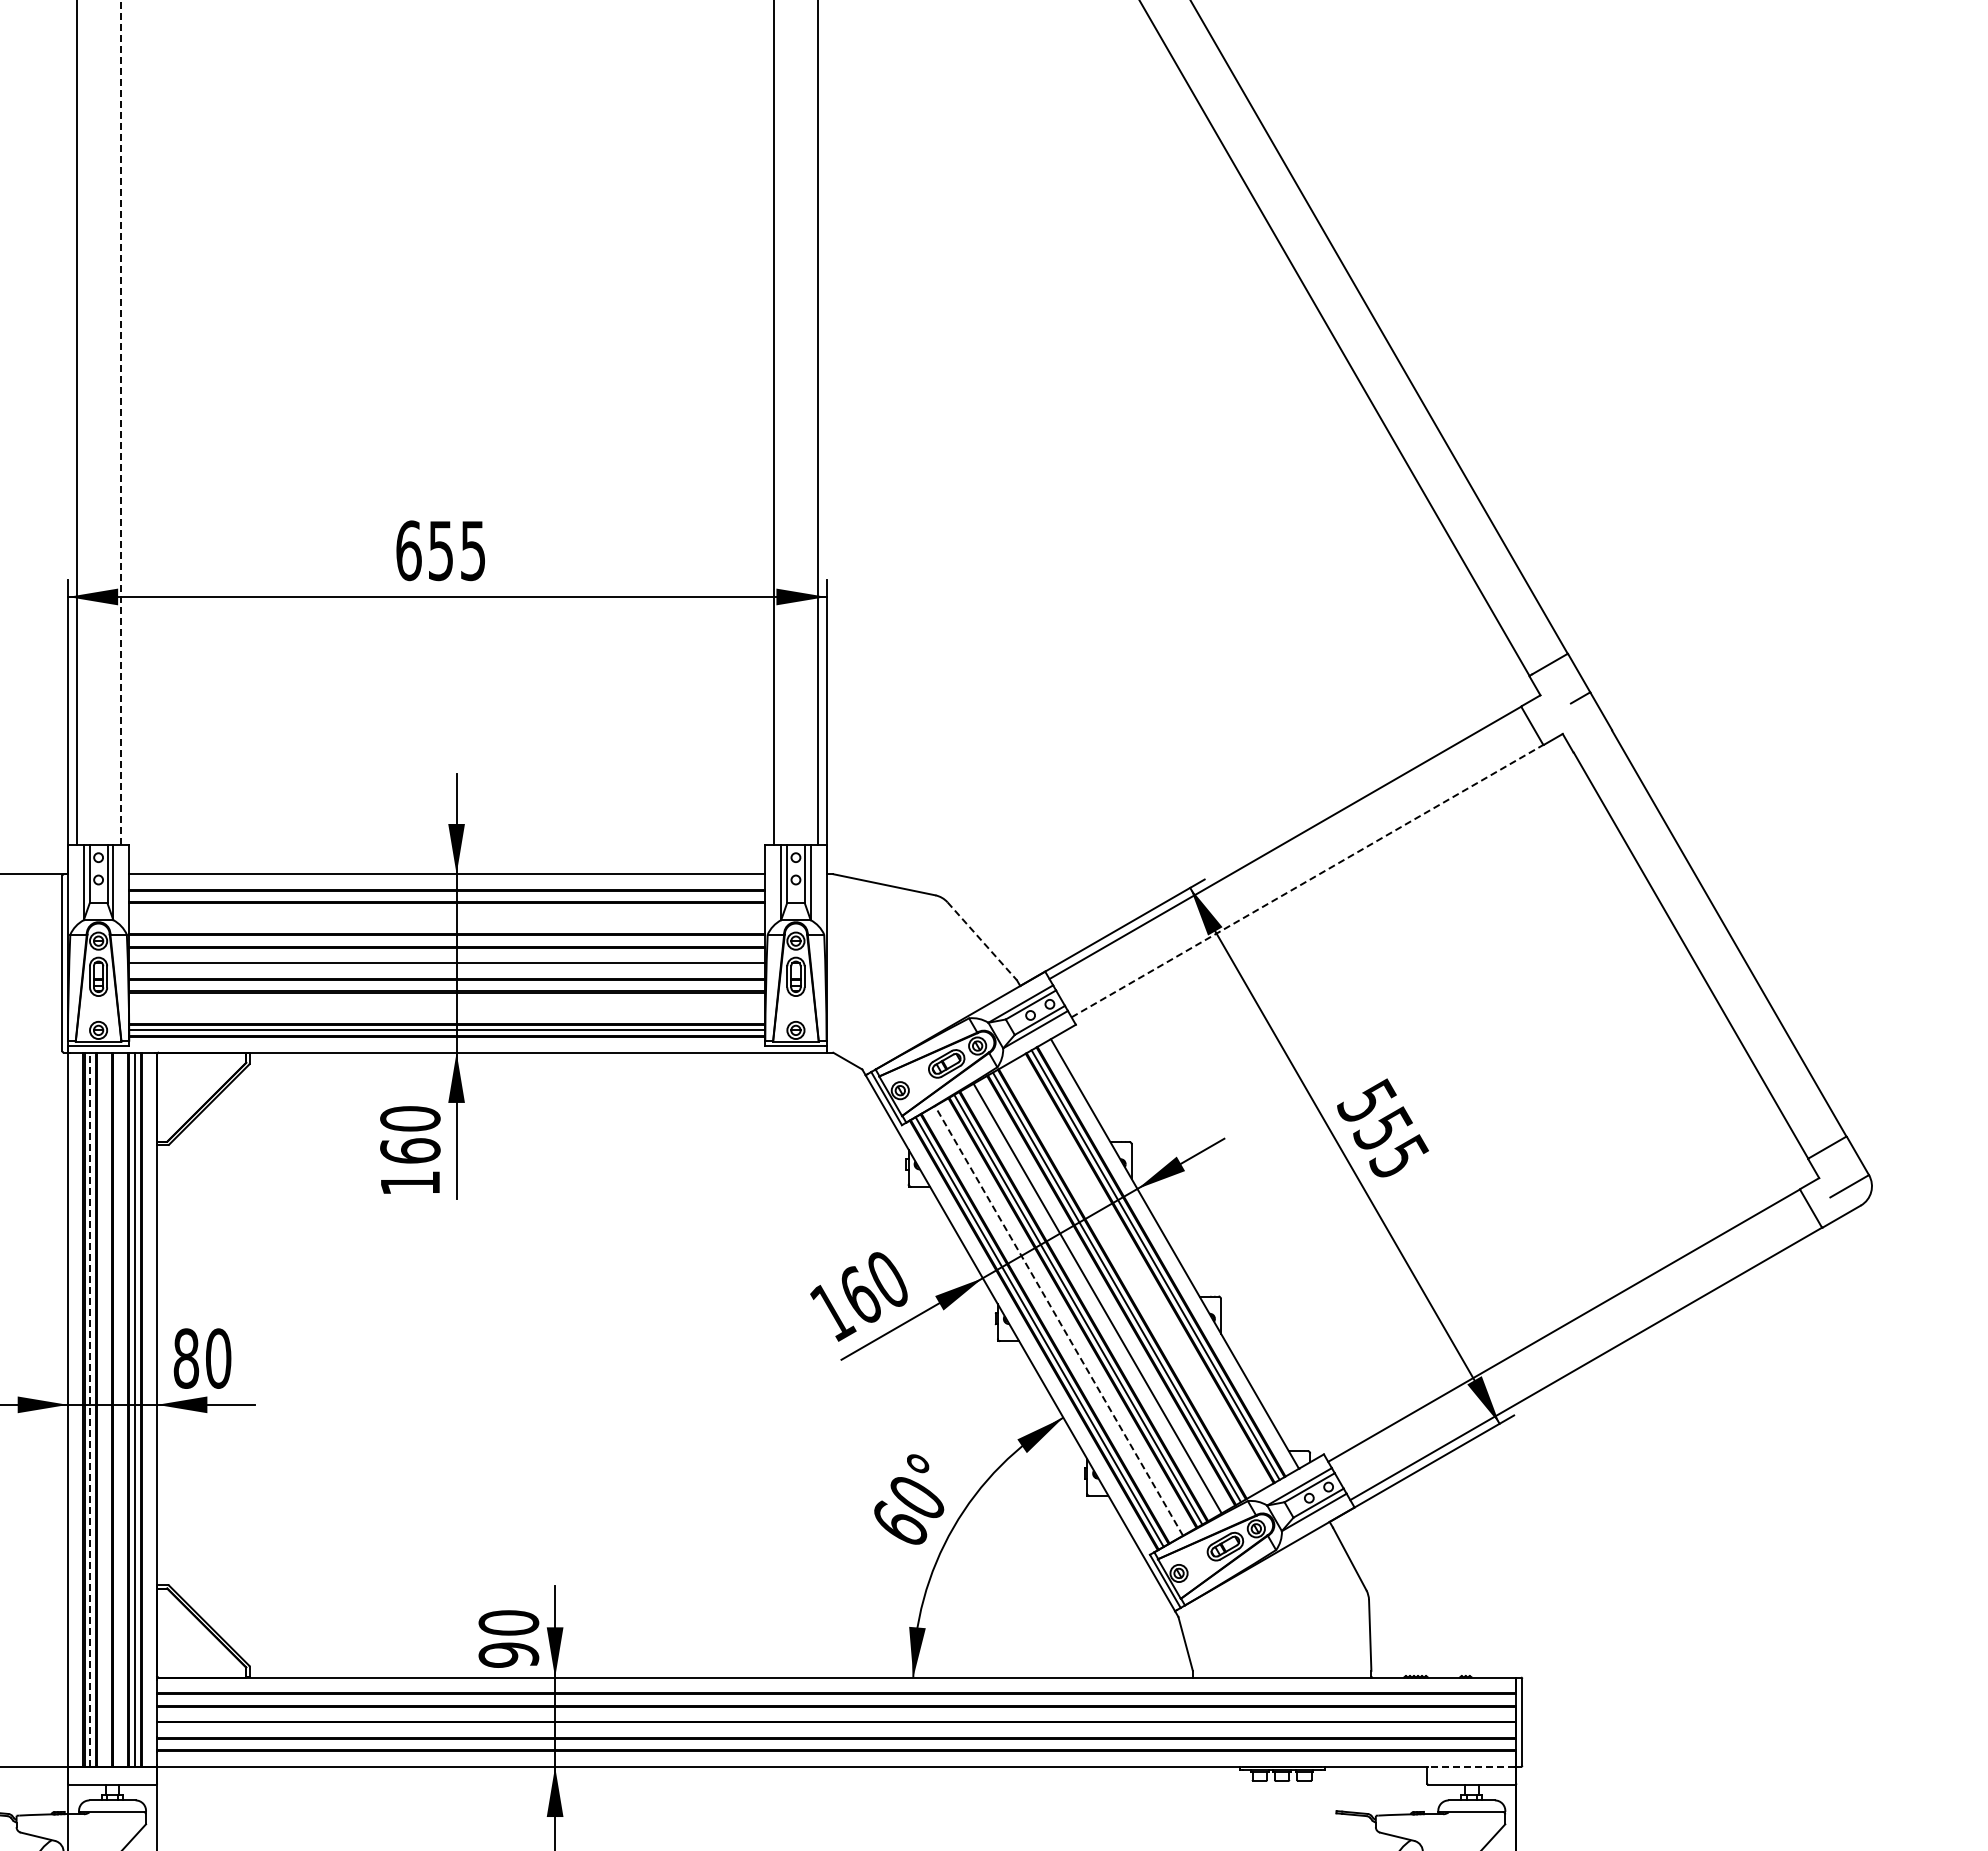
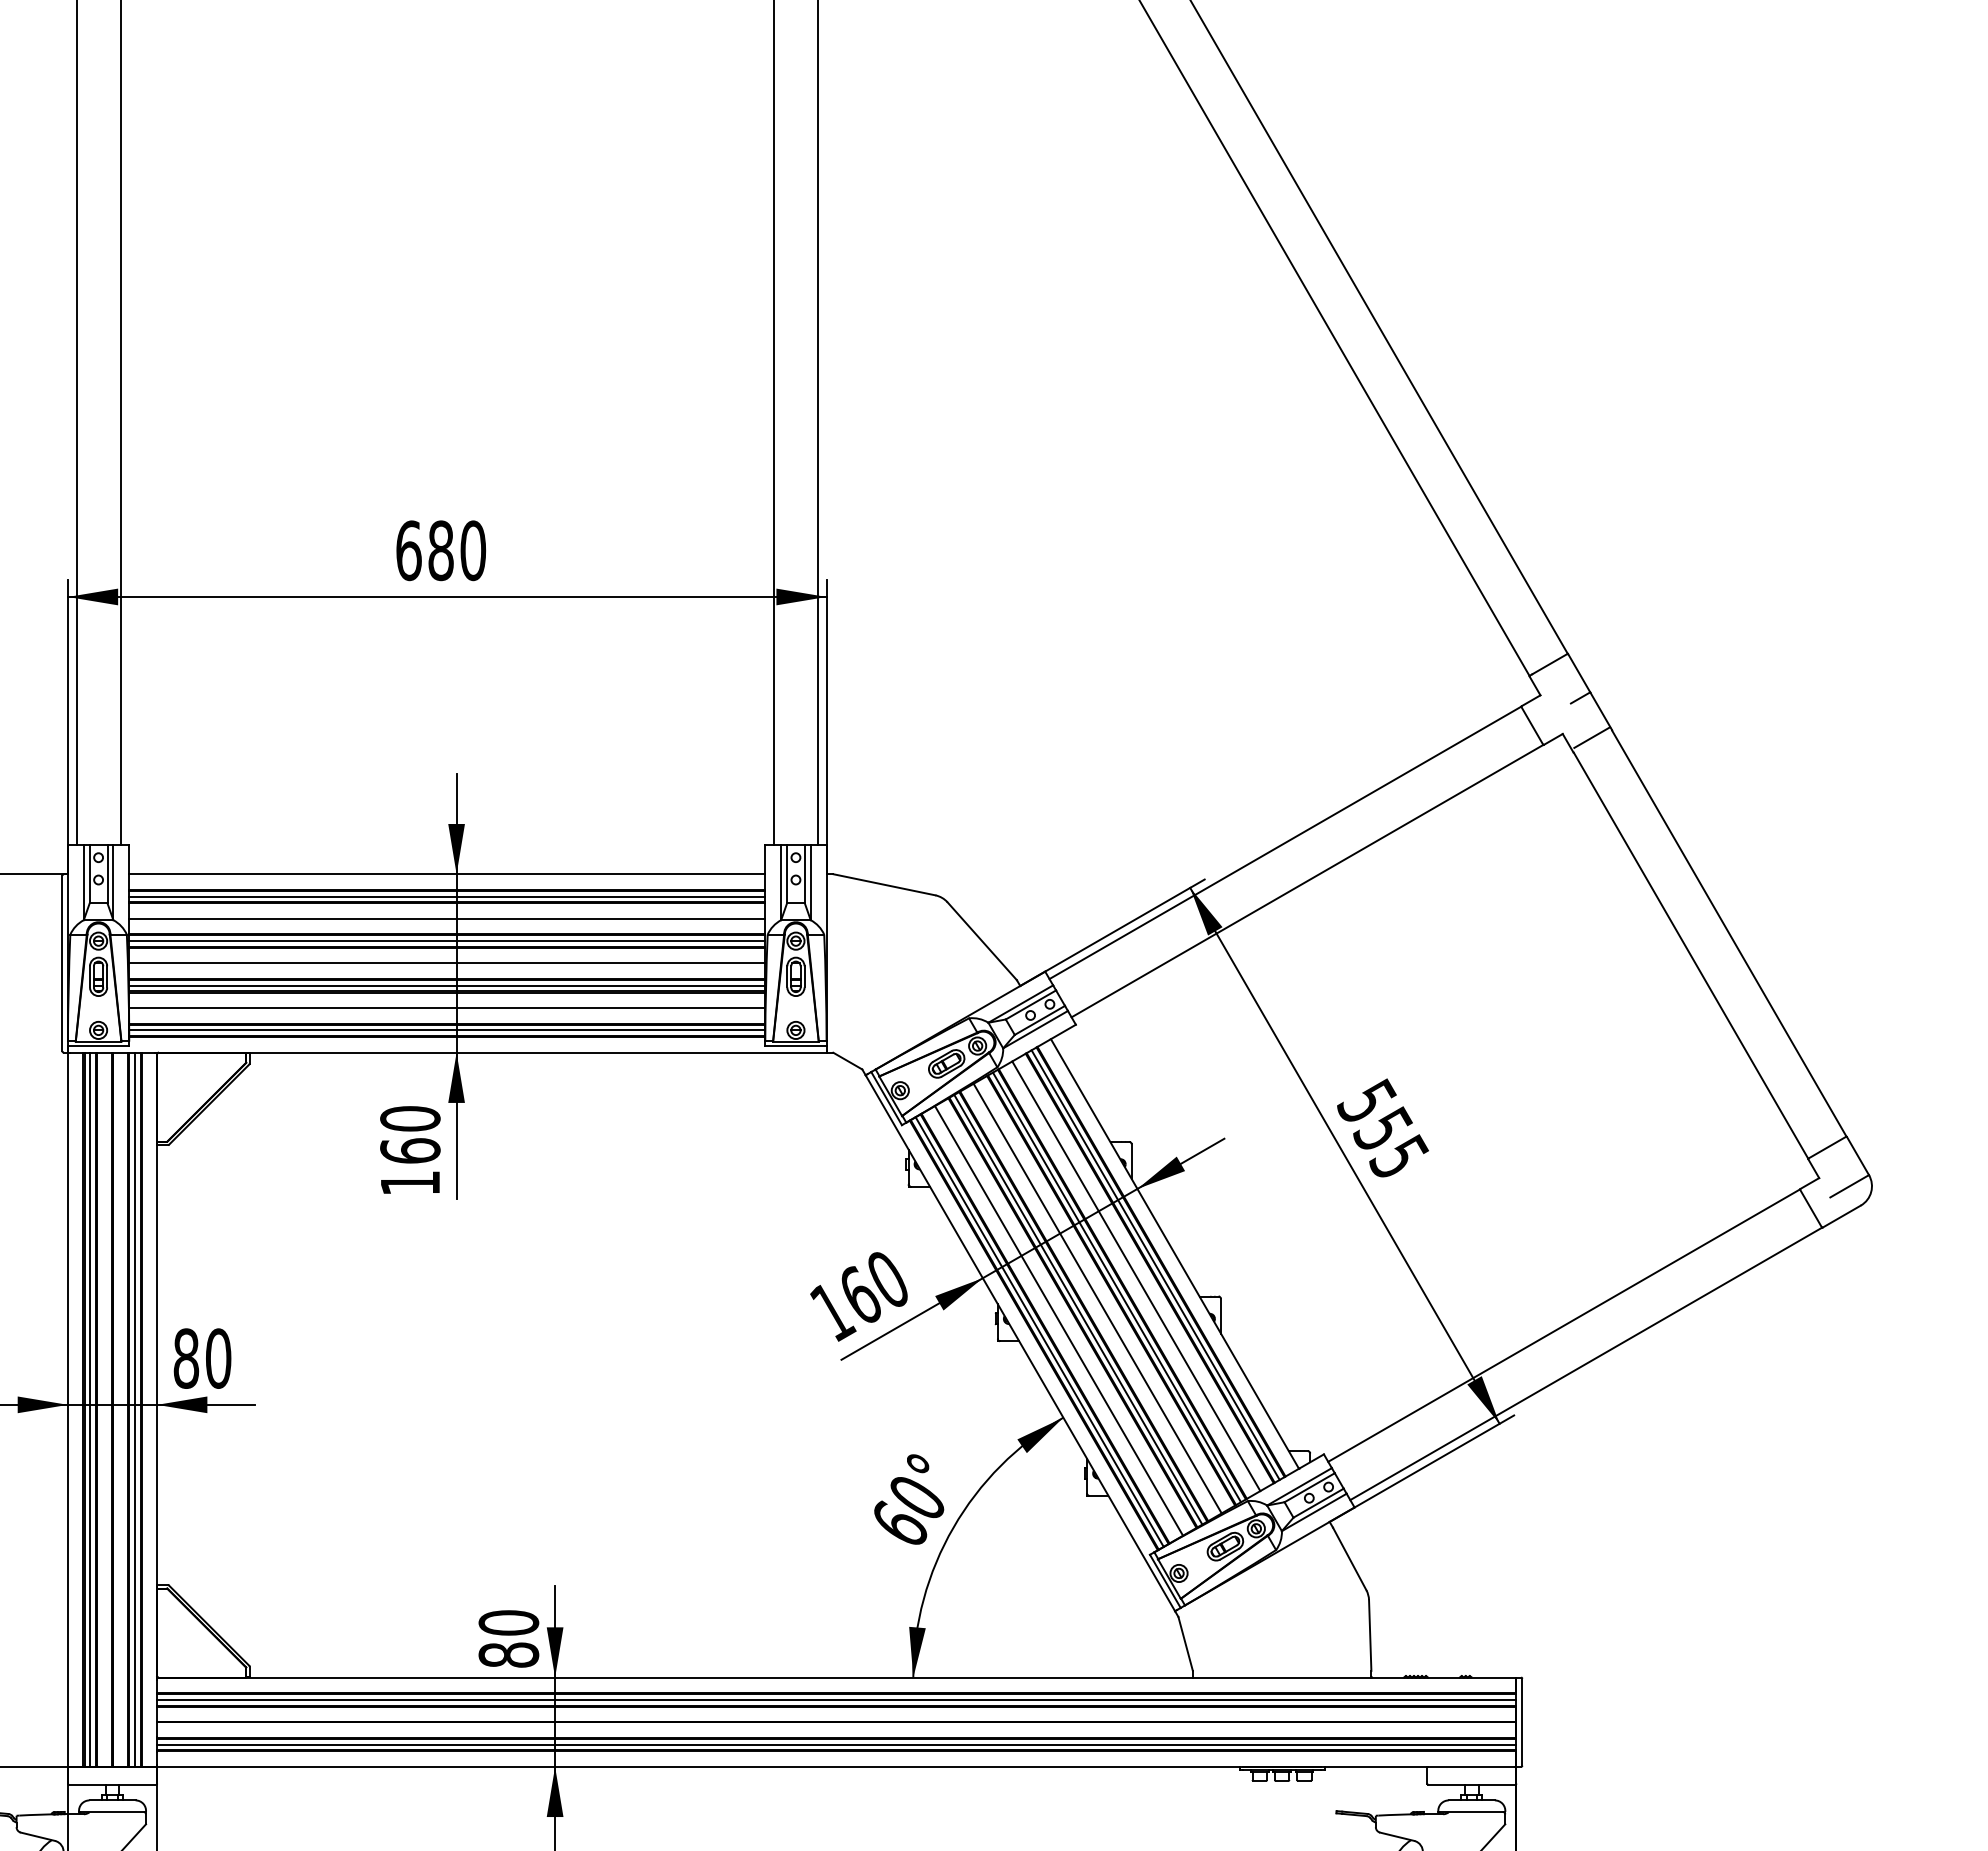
line: dashed -> solid (120, 422)
text: 655 -> 680 (457, 550)
line: none -> present (1592, 737)
line: dashed -> solid (1307, 880)
line: none -> present (447, 896)
line: none -> present (447, 918)
line: none -> present (447, 941)
line: dashed -> solid (982, 941)
line: none -> present (447, 985)
line: none -> present (447, 1008)
line: none -> present (1136, 1276)
line: dashed -> solid (1058, 1320)
line: dashed -> solid (90, 1409)
text: 90 -> 80 (508, 1654)
line: none -> present (836, 1699)
line: none -> present (836, 1744)
line: dashed -> solid (1471, 1766)
